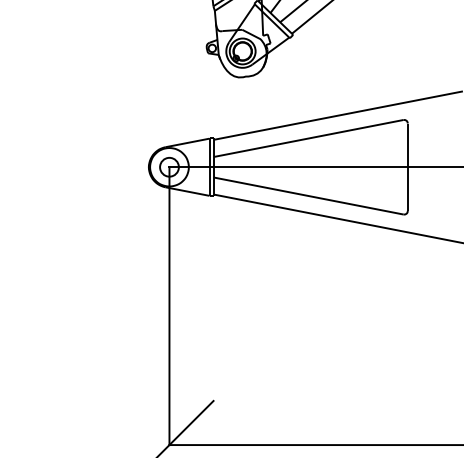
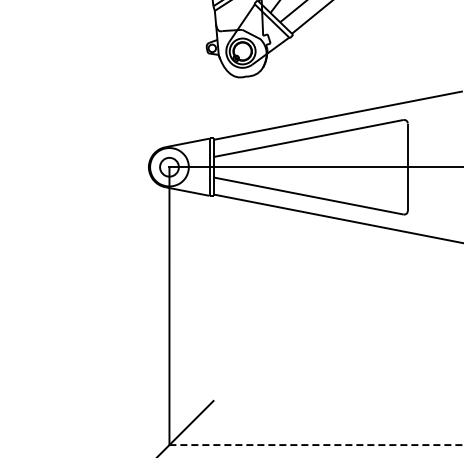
line: solid -> dashed (316, 445)
